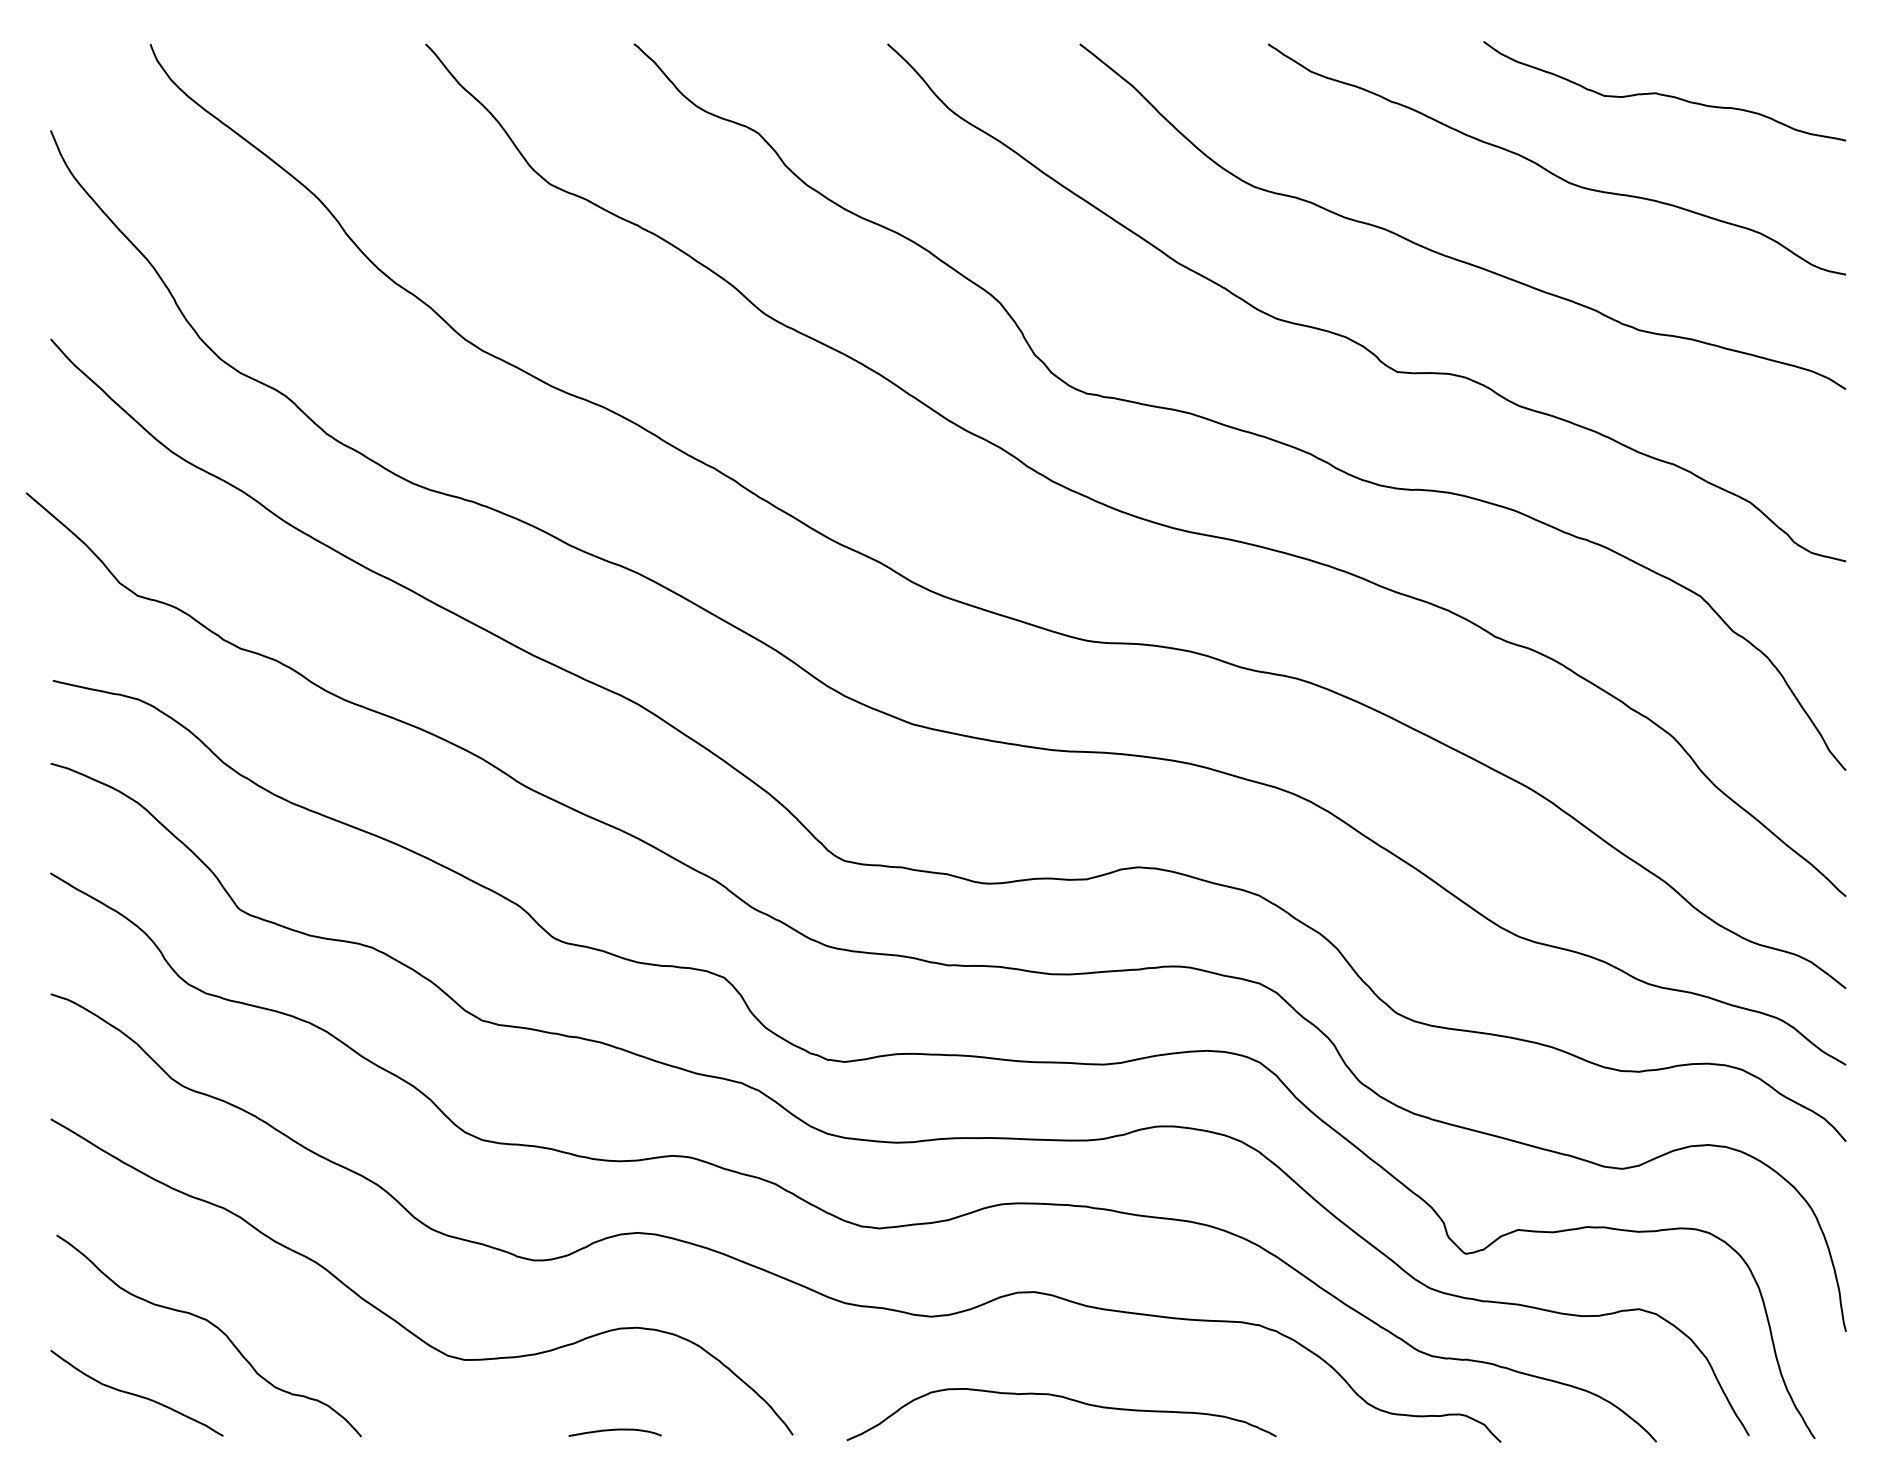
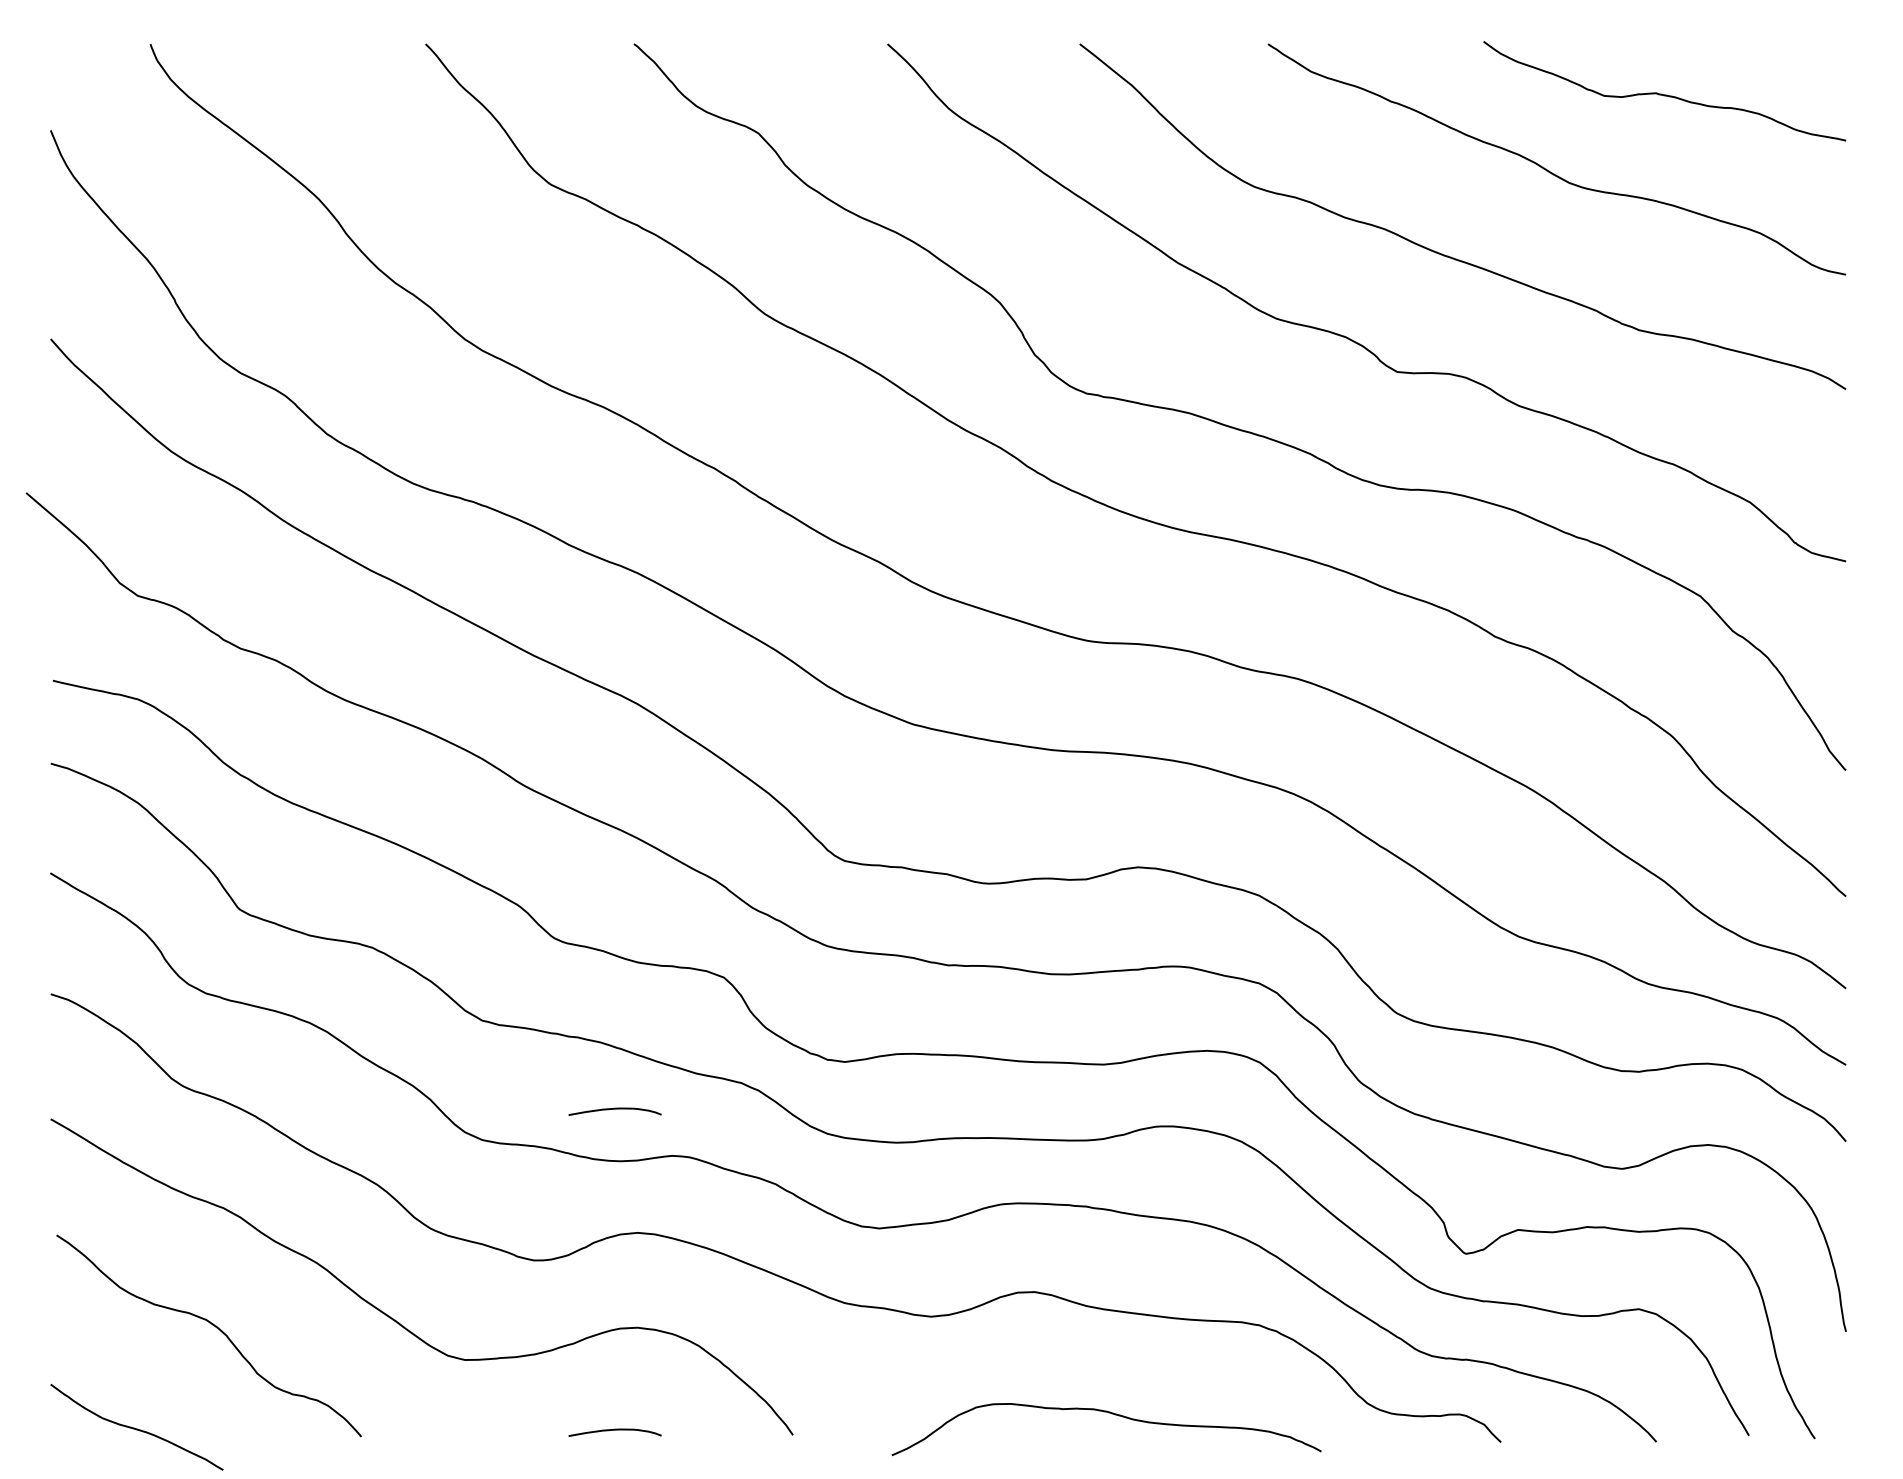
curve: none -> present (614, 1109)
curve position: (136, 1394) -> (136, 1428) (136, 1428)
curve position: (1063, 1398) -> (1108, 1413) (1108, 1413)
